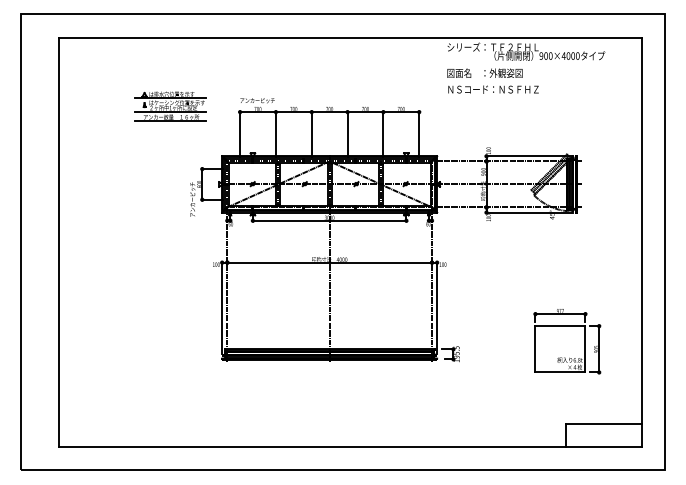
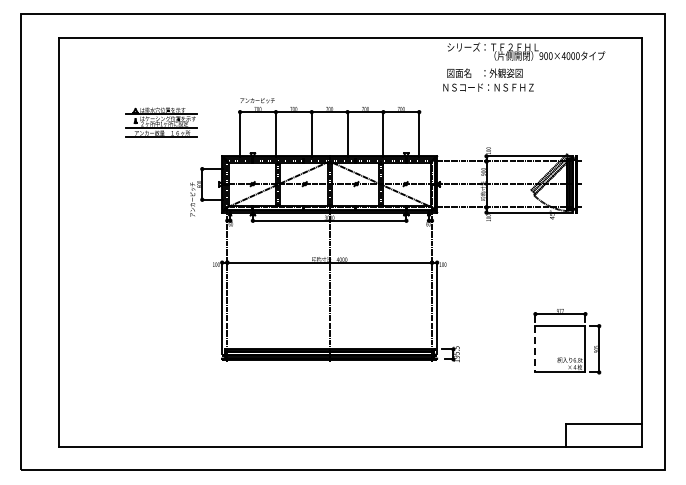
text position: (493, 89) -> (488, 87) (488, 87)
part position: (170, 106) -> (161, 122) (161, 122)
line: solid -> dashed (535, 349)
